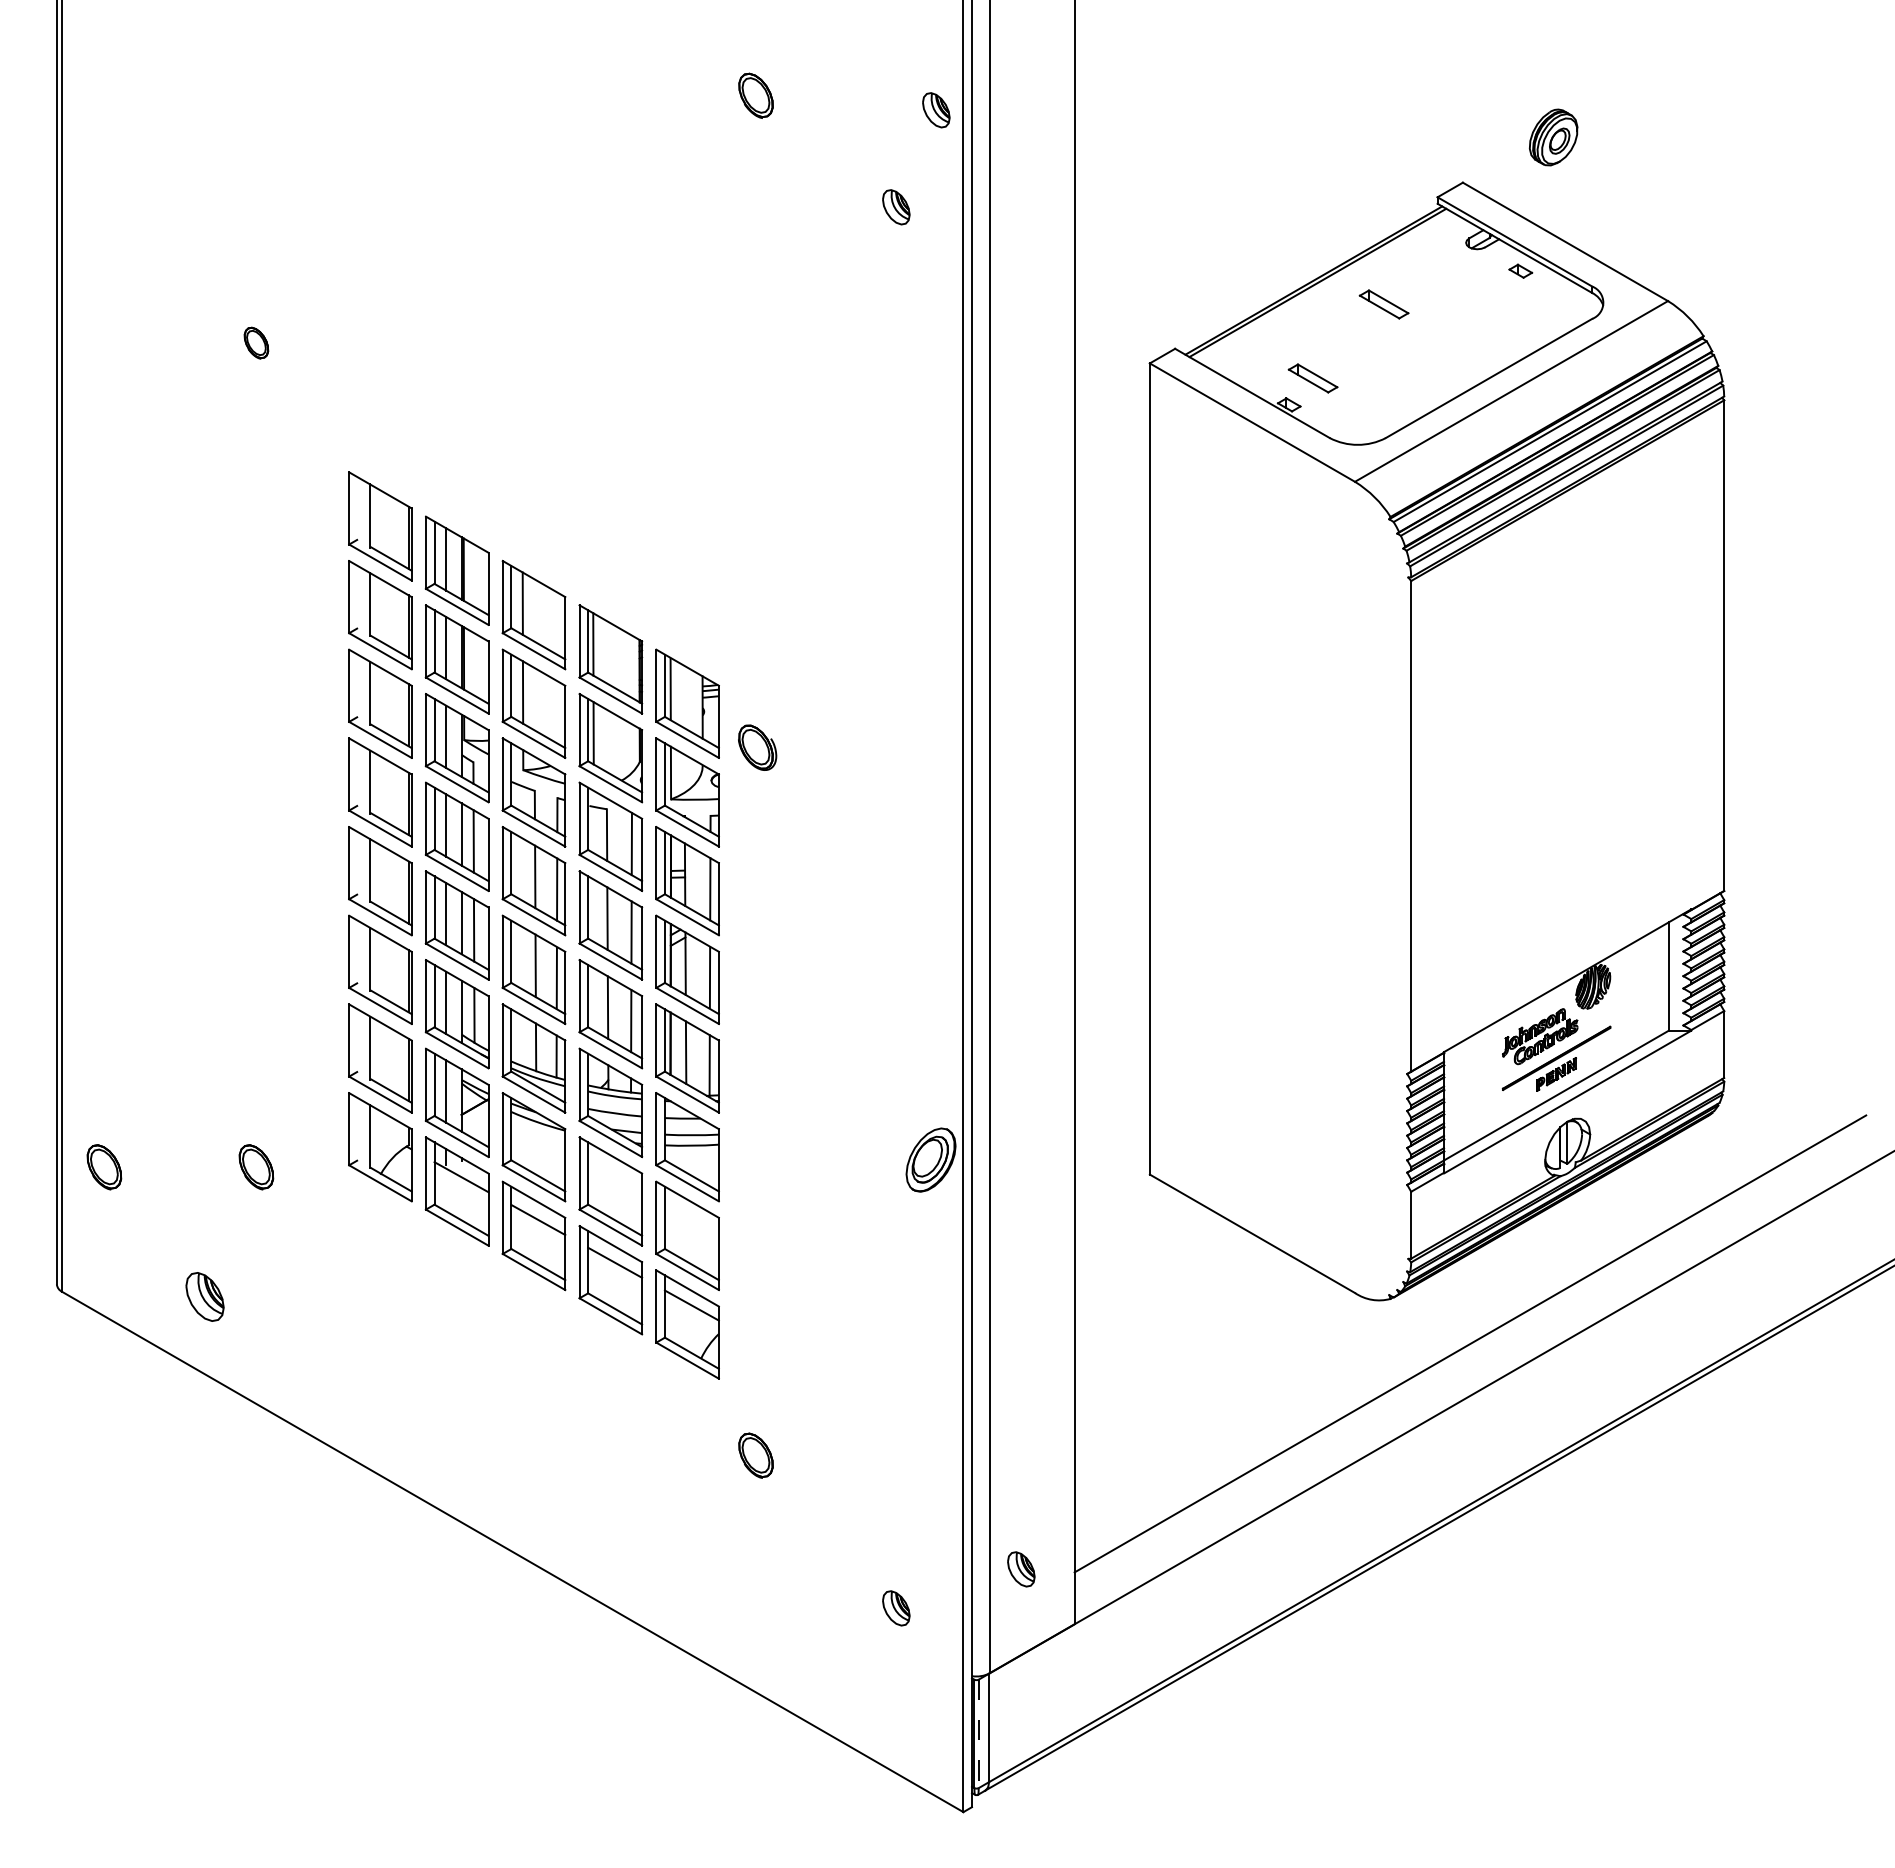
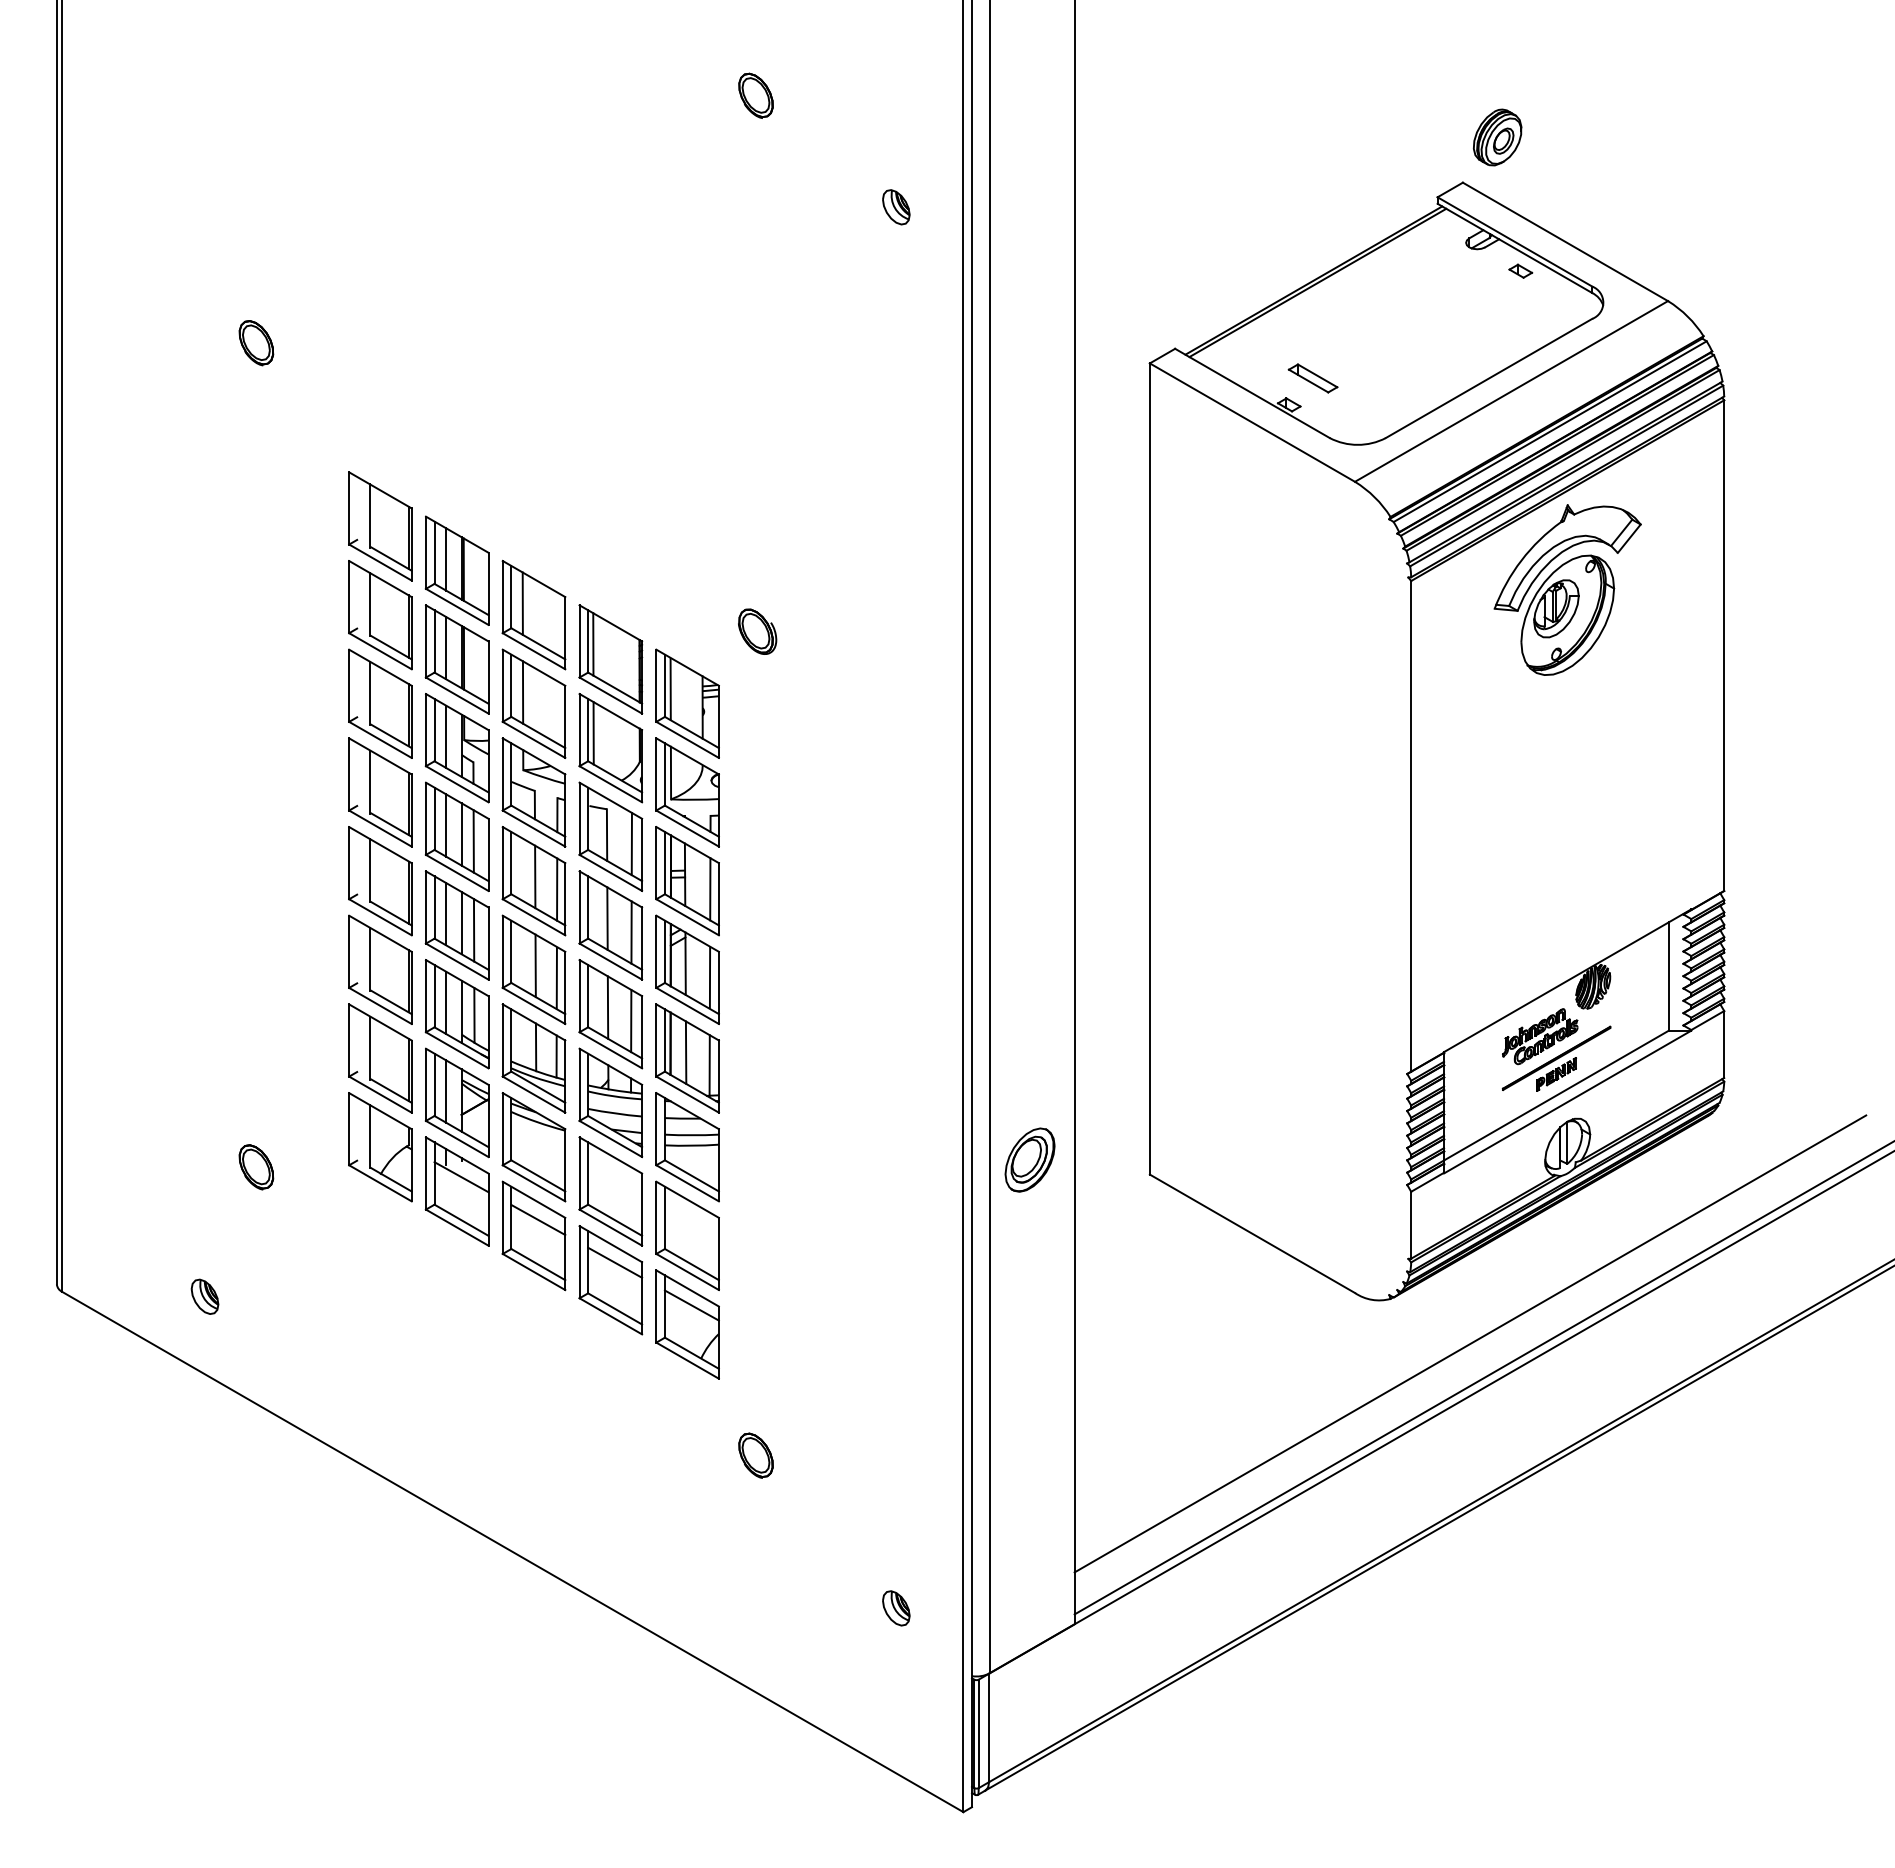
part: present -> none (936, 110)
part position: (1553, 137) -> (1497, 137) (1497, 137)
part: present -> none (1383, 304)
part size: 27x34 px -> 37x47 px (256, 343)
part: none -> present (1567, 589)
part position: (757, 747) -> (757, 631) (757, 631)
part position: (930, 1159) -> (1029, 1159) (1029, 1159)
part: present -> none (104, 1167)
part size: 40x50 px -> 30x37 px (204, 1296)
line: none -> present (1482, 1378)
part: present -> none (1021, 1569)
line: dashed -> solid (978, 1734)
